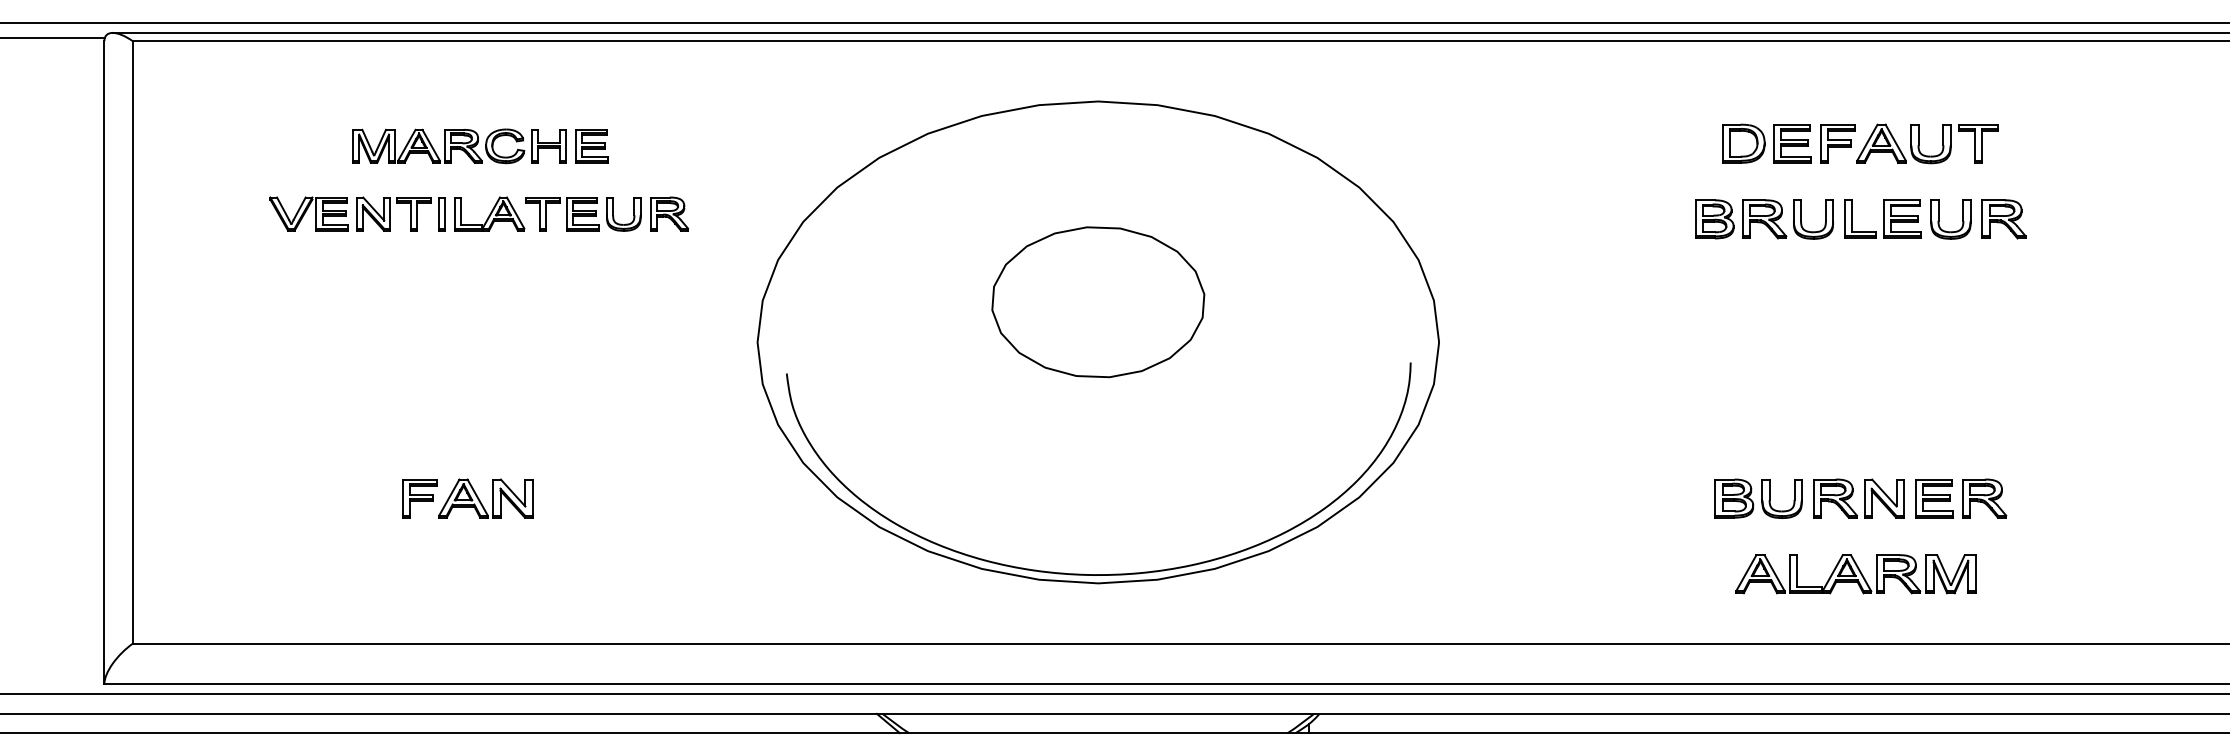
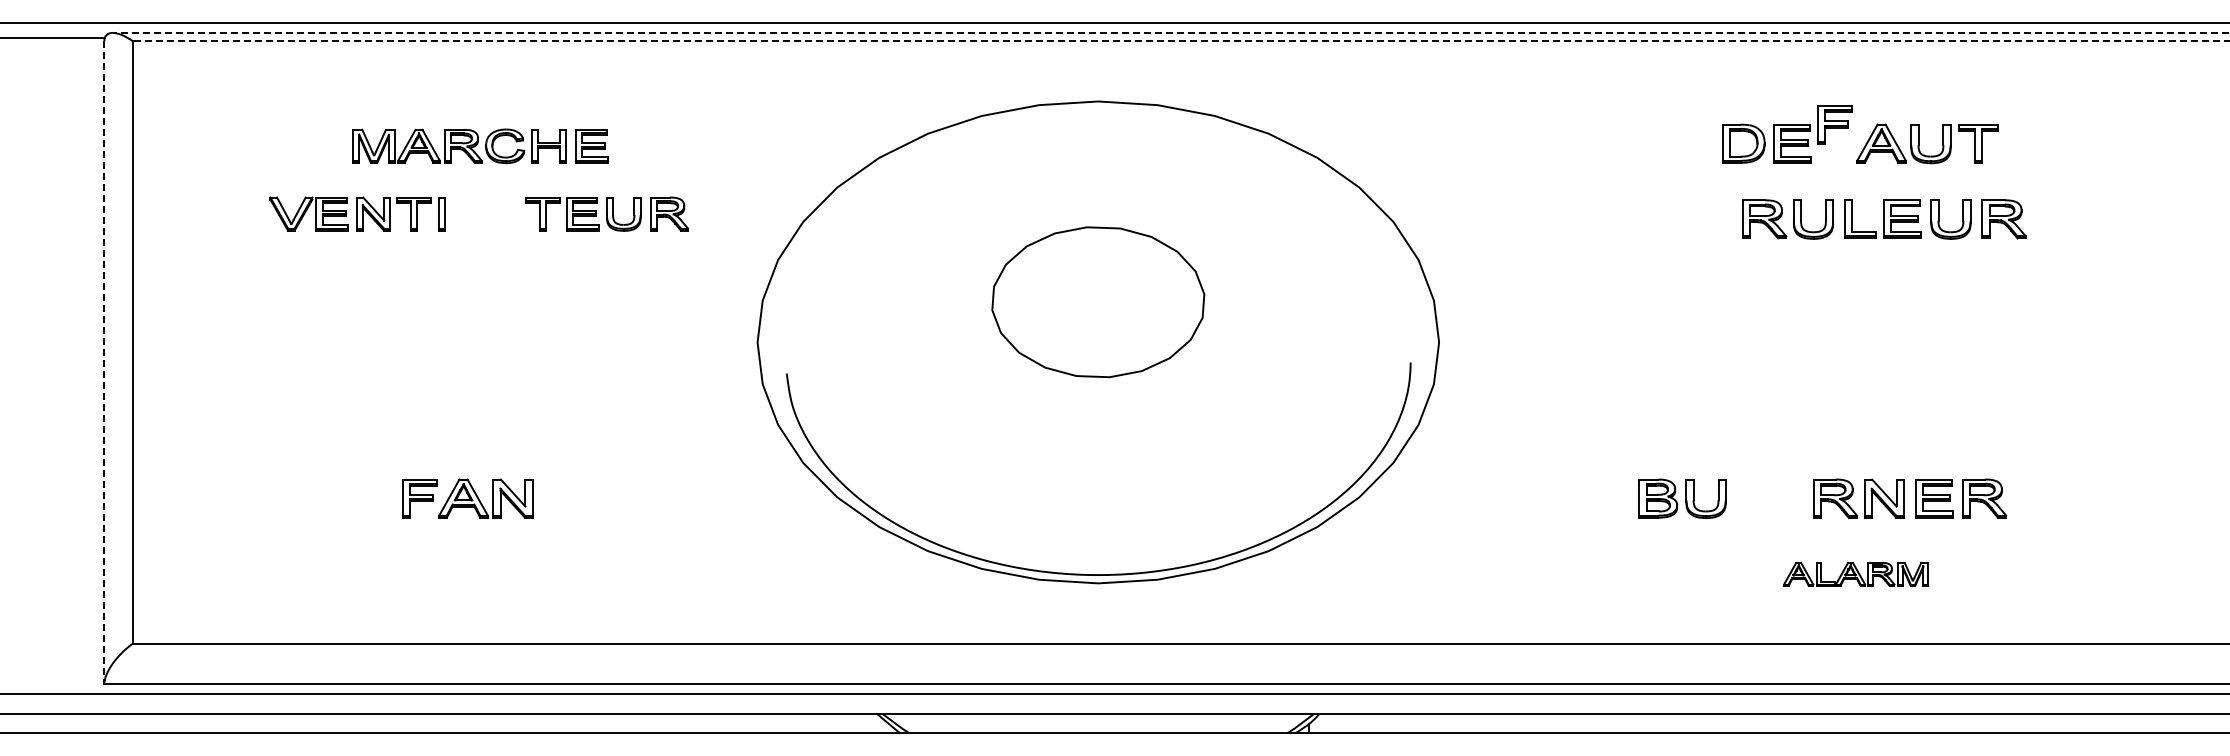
line: solid -> dashed (1170, 32)
line: solid -> dashed (1181, 41)
part position: (1837, 143) -> (1834, 124) (1834, 124)
part: present -> none (489, 213)
part: present -> none (1714, 219)
line: solid -> dashed (104, 363)
part position: (1758, 498) -> (1682, 498) (1682, 498)
part size: 242x41 px -> 146x26 px (1855, 573)
